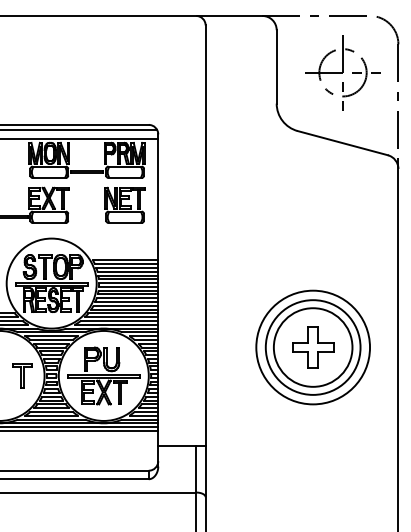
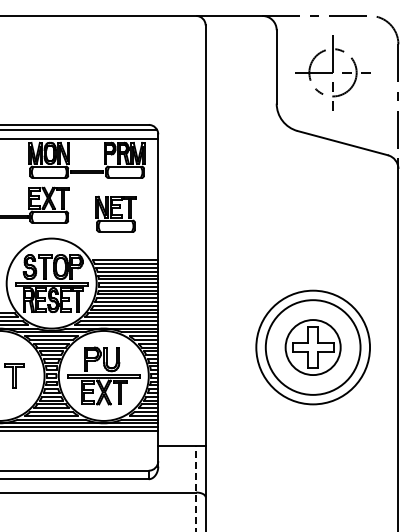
part position: (342, 72) -> (332, 72) (332, 72)
part position: (124, 204) -> (115, 213) (115, 213)
circle diameter: 79 px -> 55 px (312, 347)
part position: (22, 375) -> (14, 375) (14, 375)
line: solid -> dashed (196, 488)
